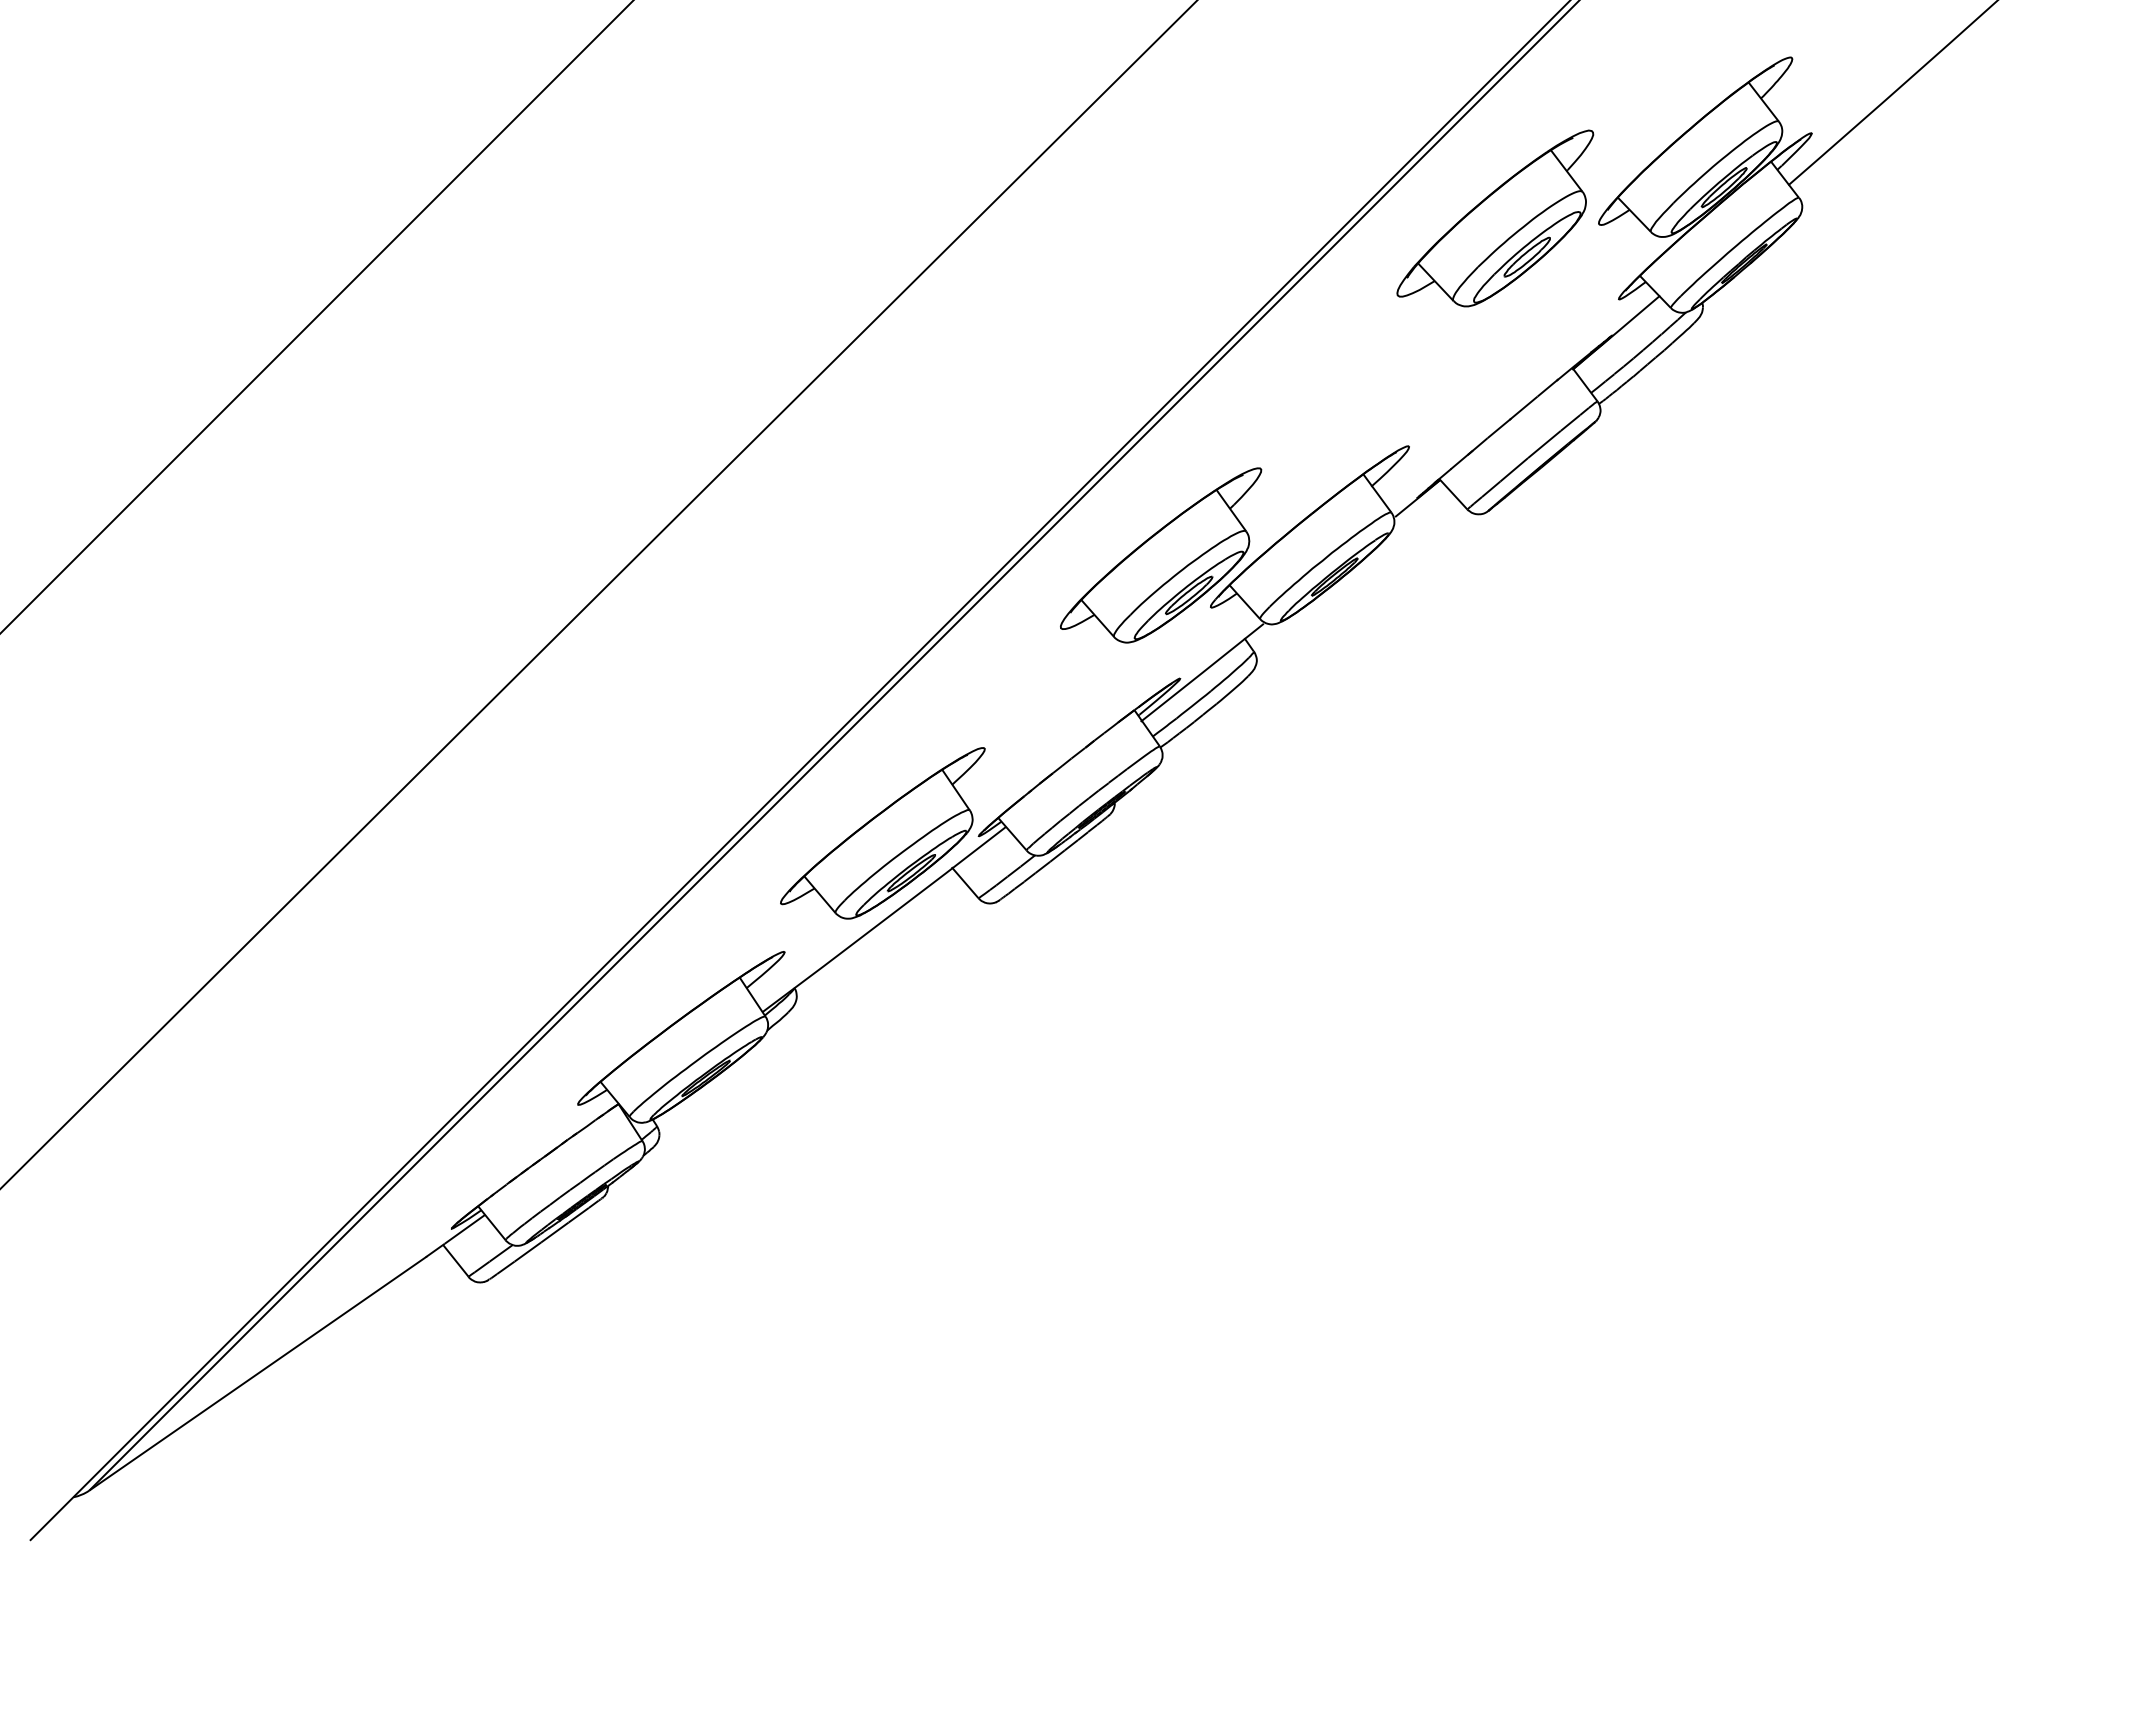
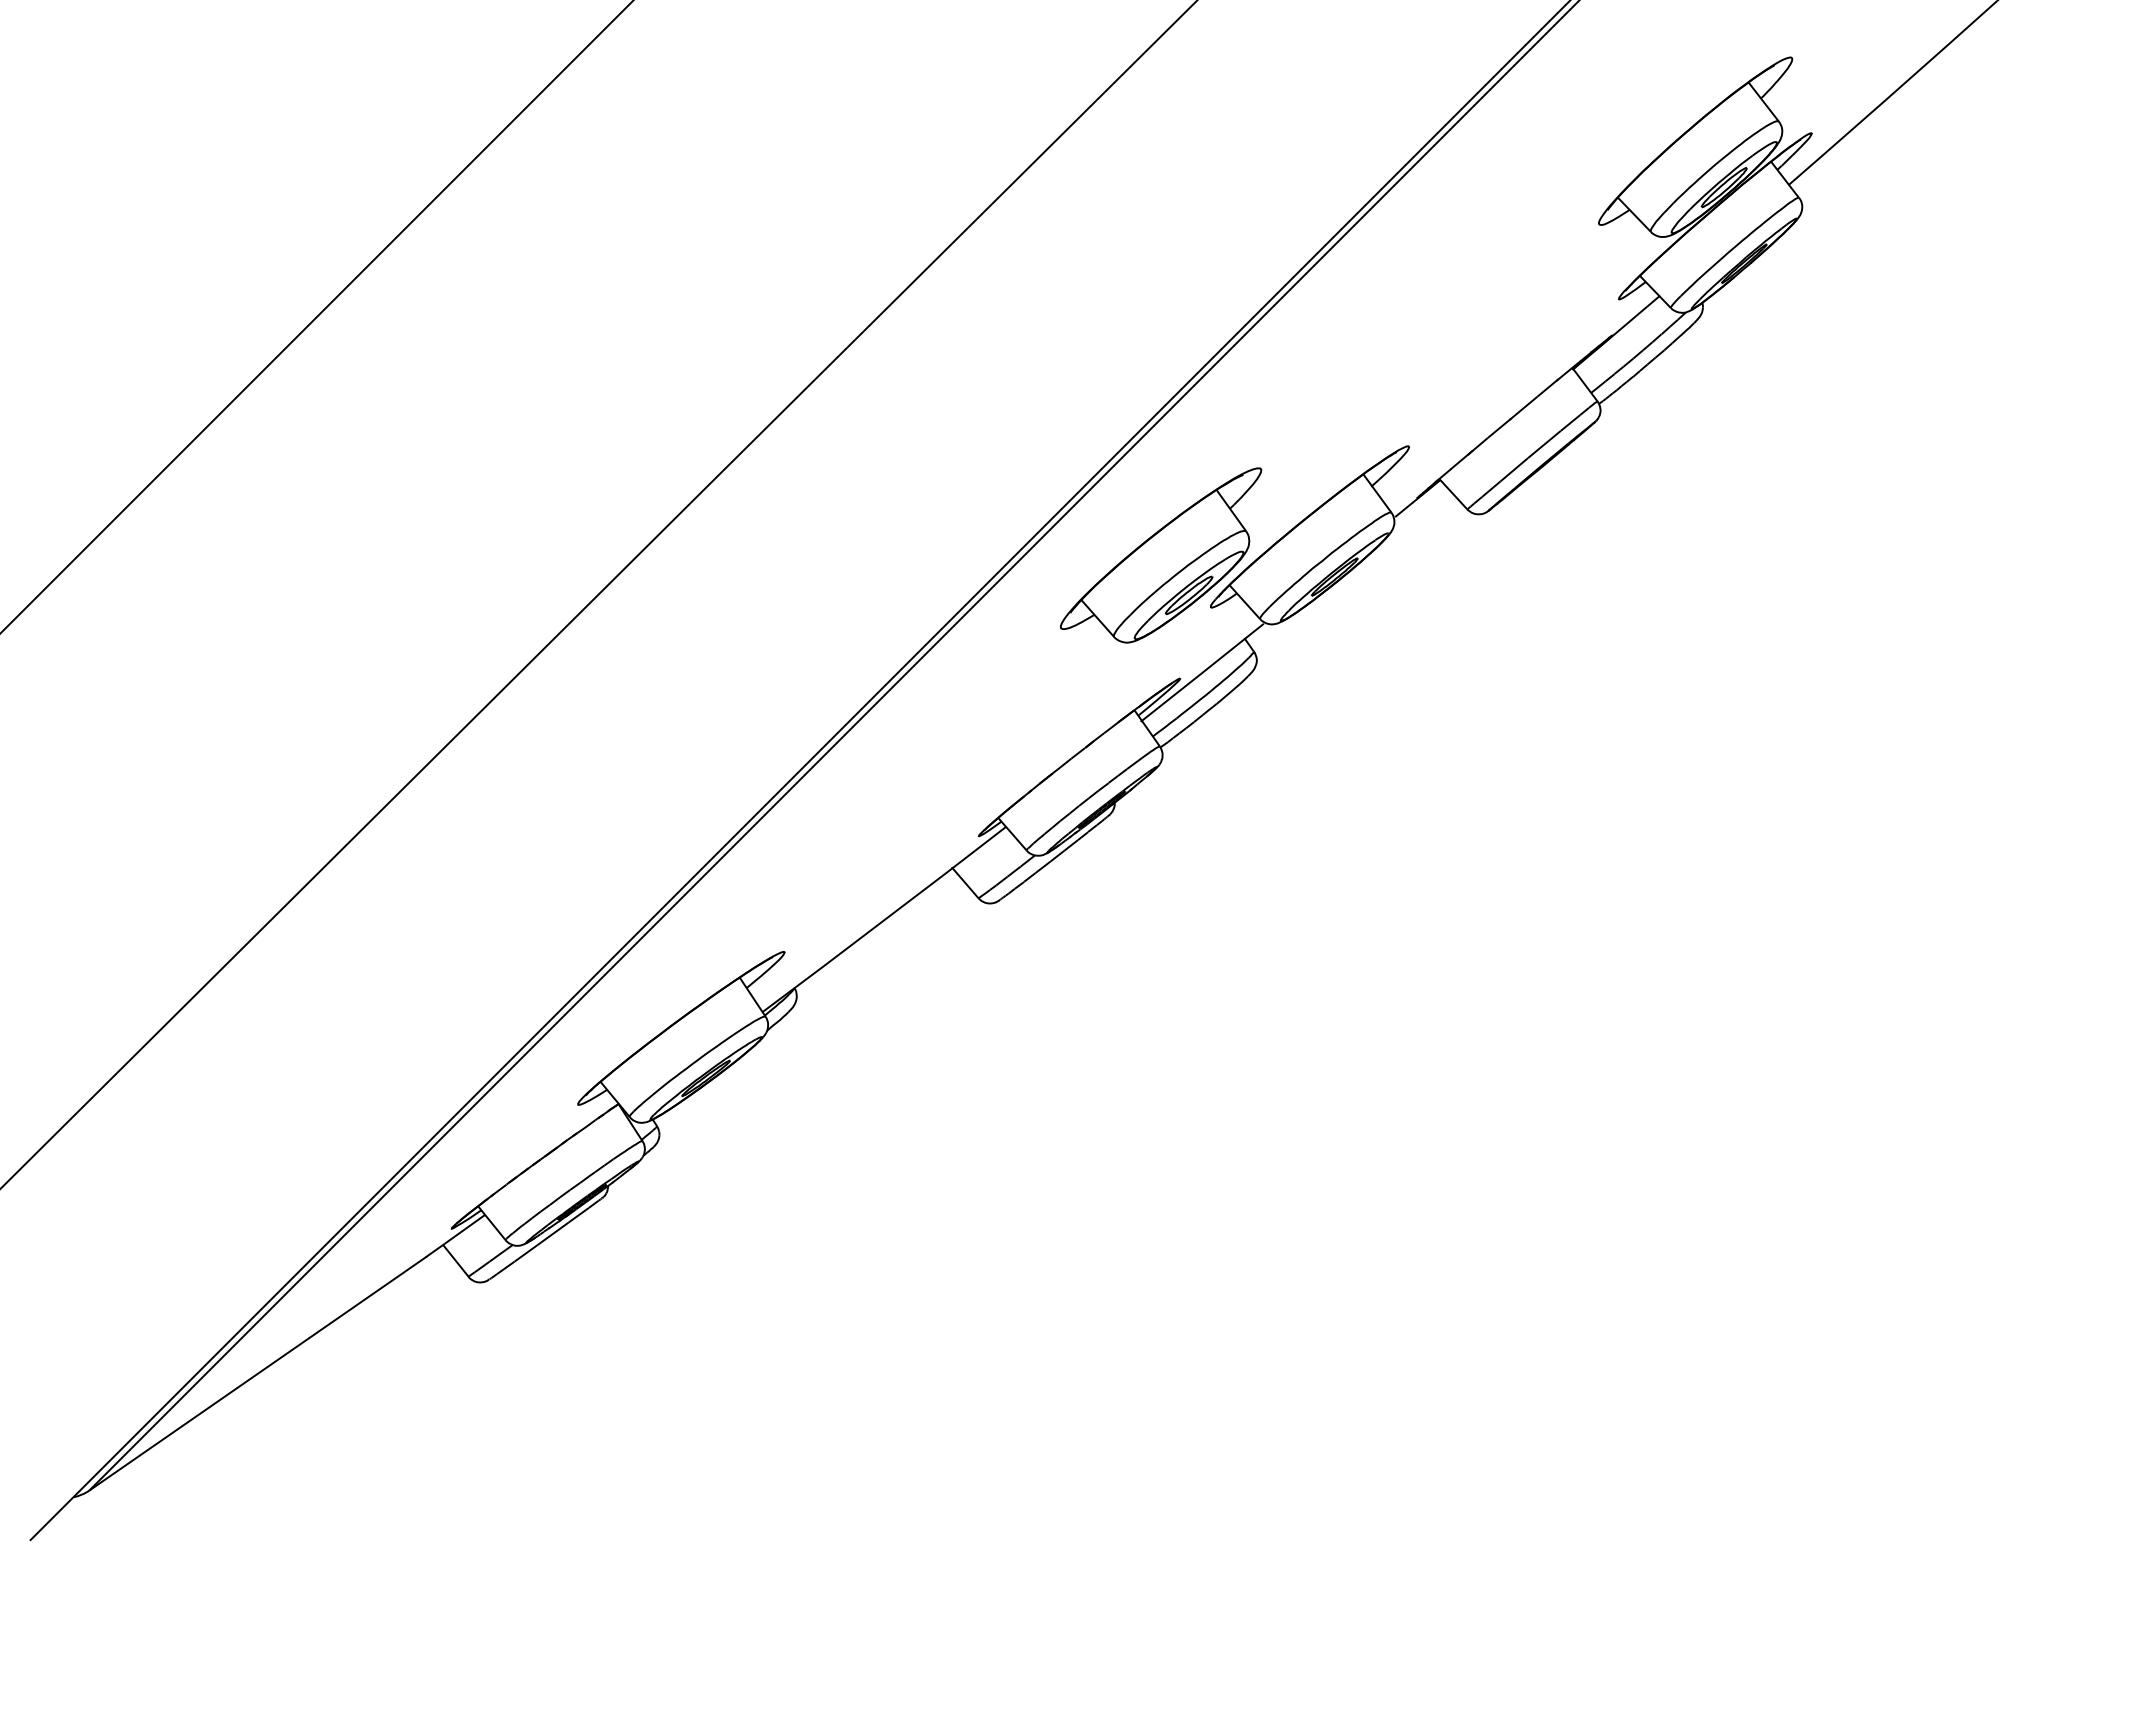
part: present -> none (1495, 218)
part: present -> none (882, 833)
